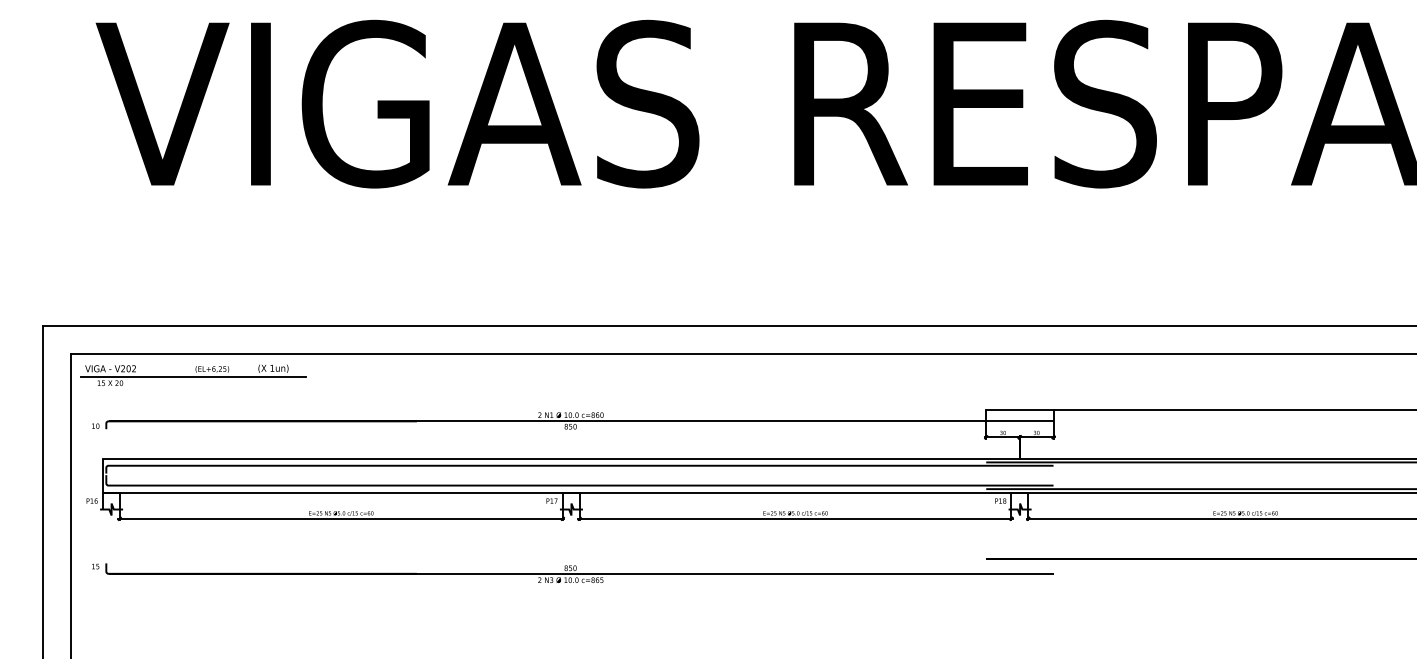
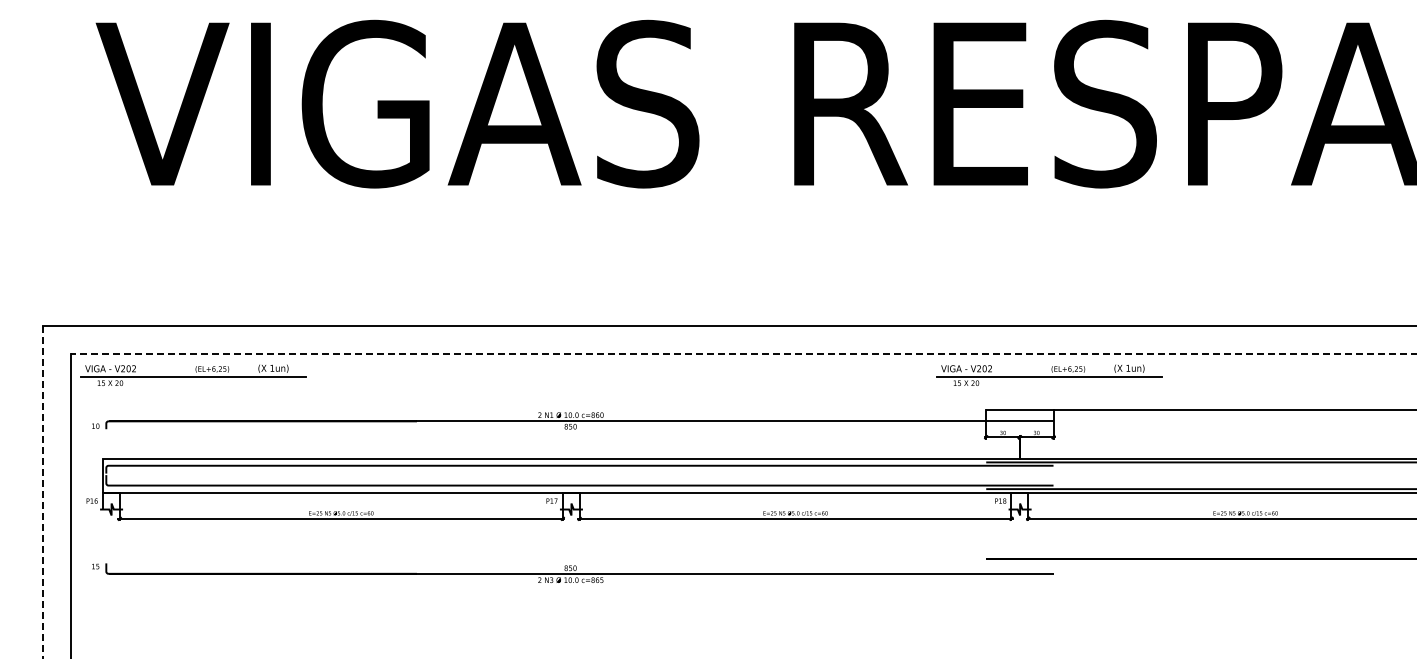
line: solid -> dashed (743, 354)
part: none -> present (1049, 374)
line: solid -> dashed (42, 492)
